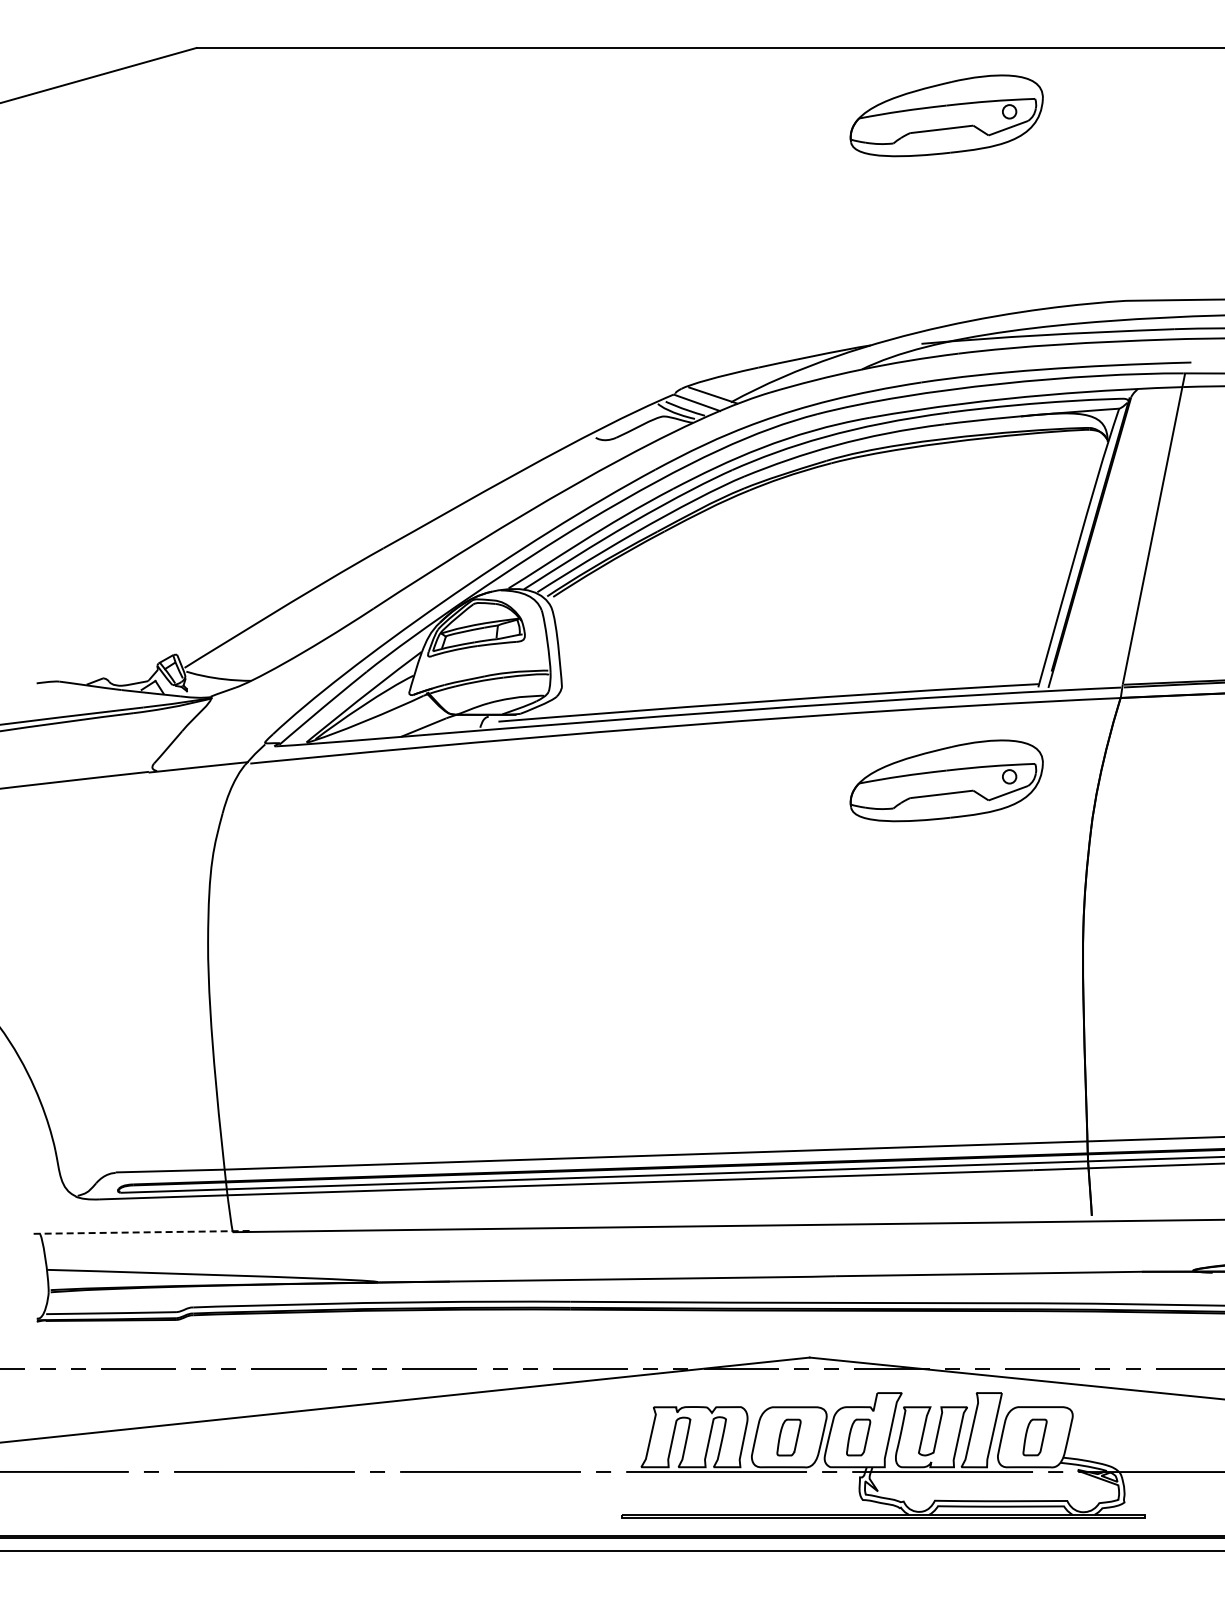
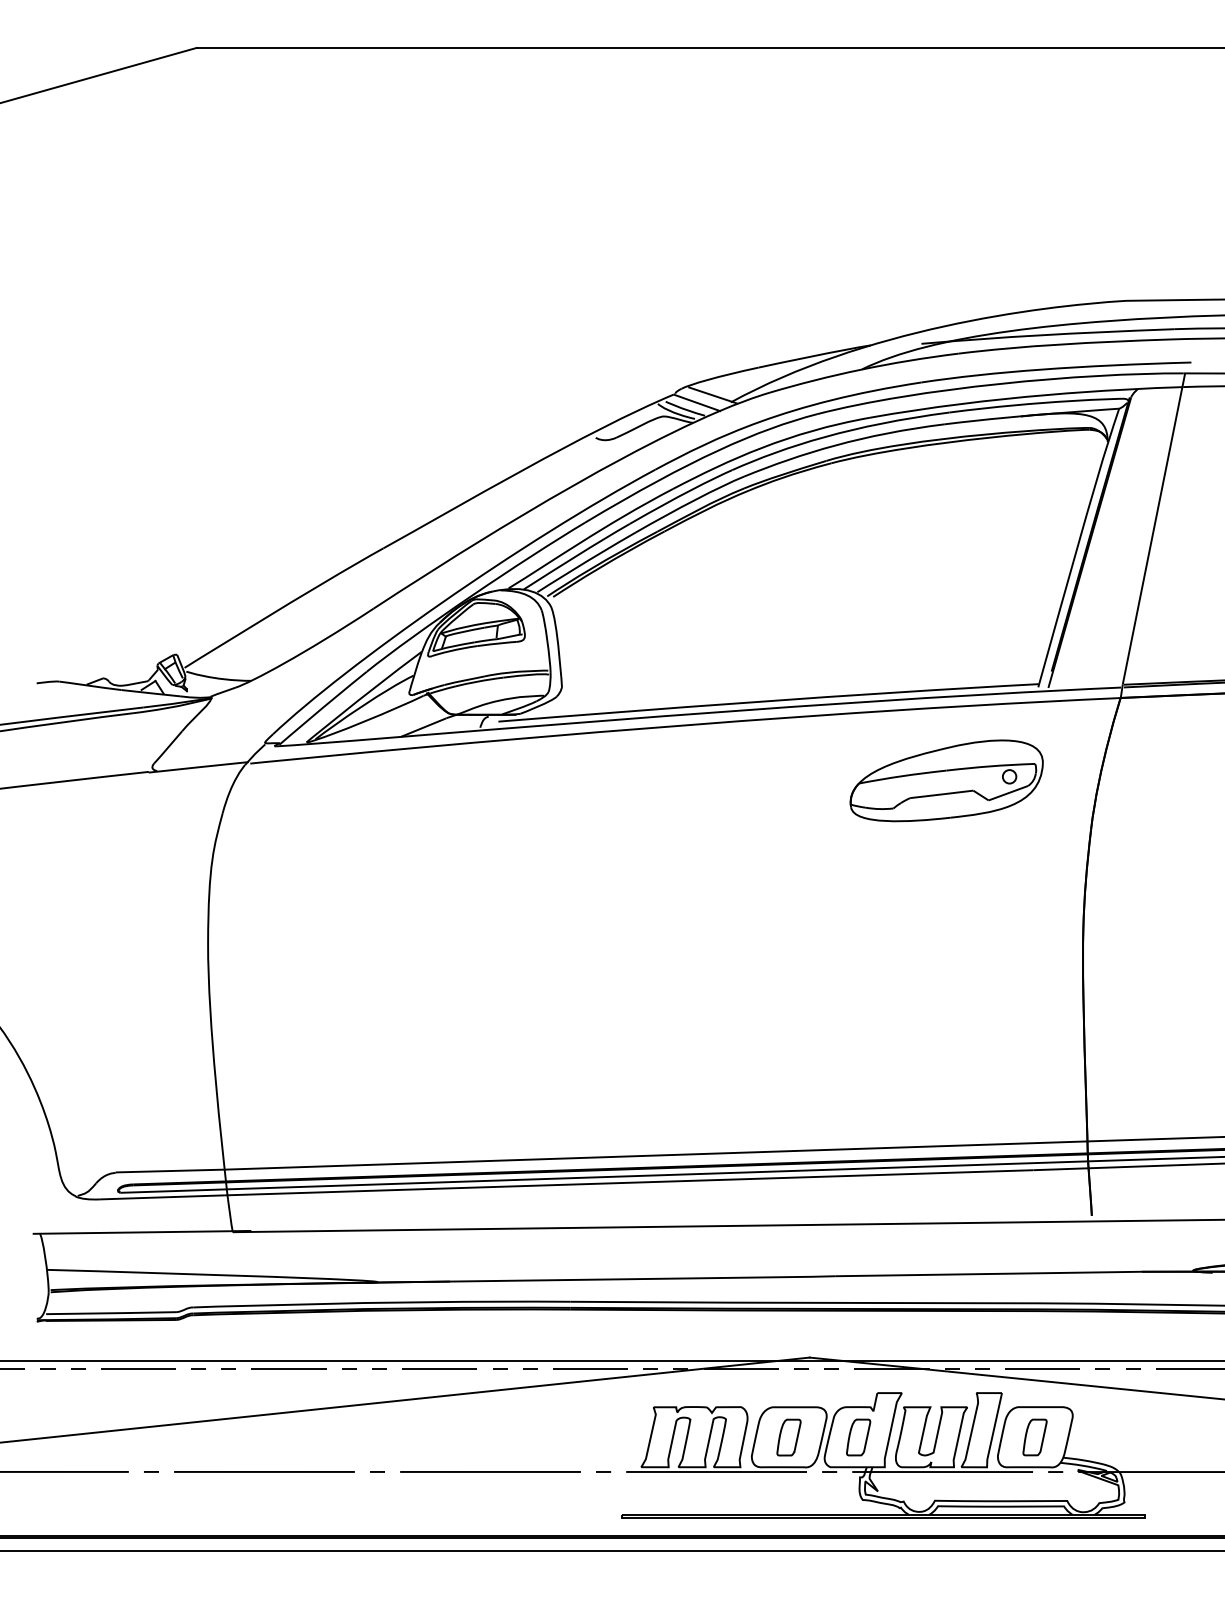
part: present -> none (946, 115)
line: dashed -> solid (142, 1232)
line: none -> present (611, 1361)
